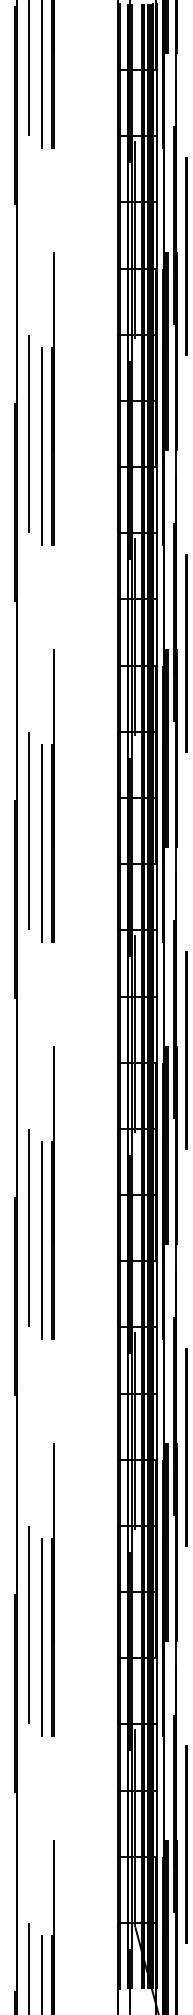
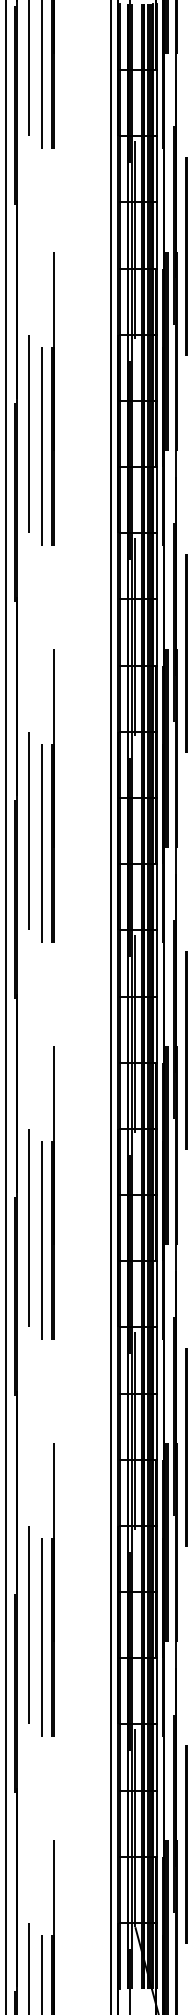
line: none -> present (5, 1006)
line: none -> present (110, 1006)
